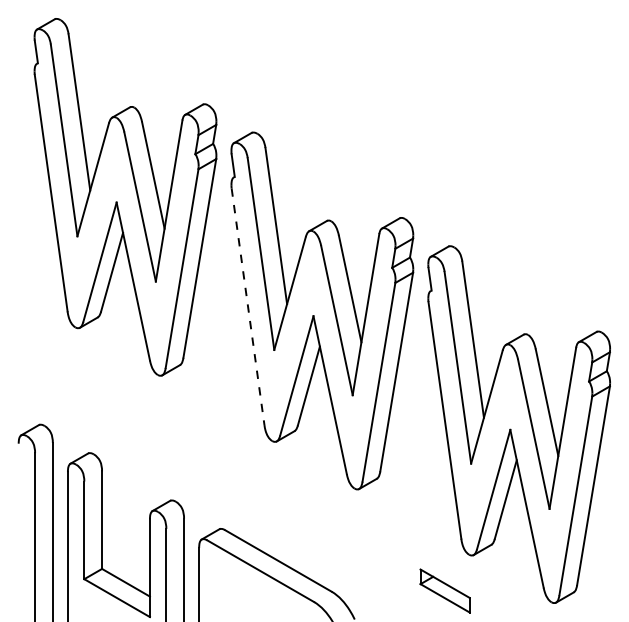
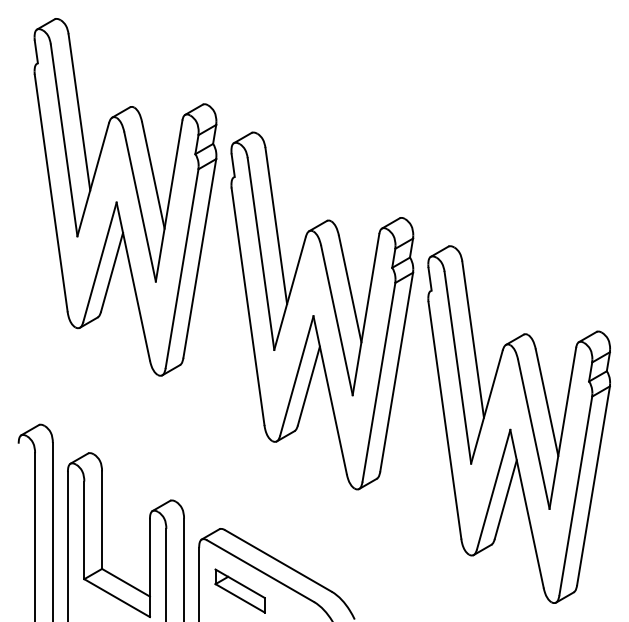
line: dashed -> solid (248, 307)
part position: (444, 590) -> (239, 590) (239, 590)
